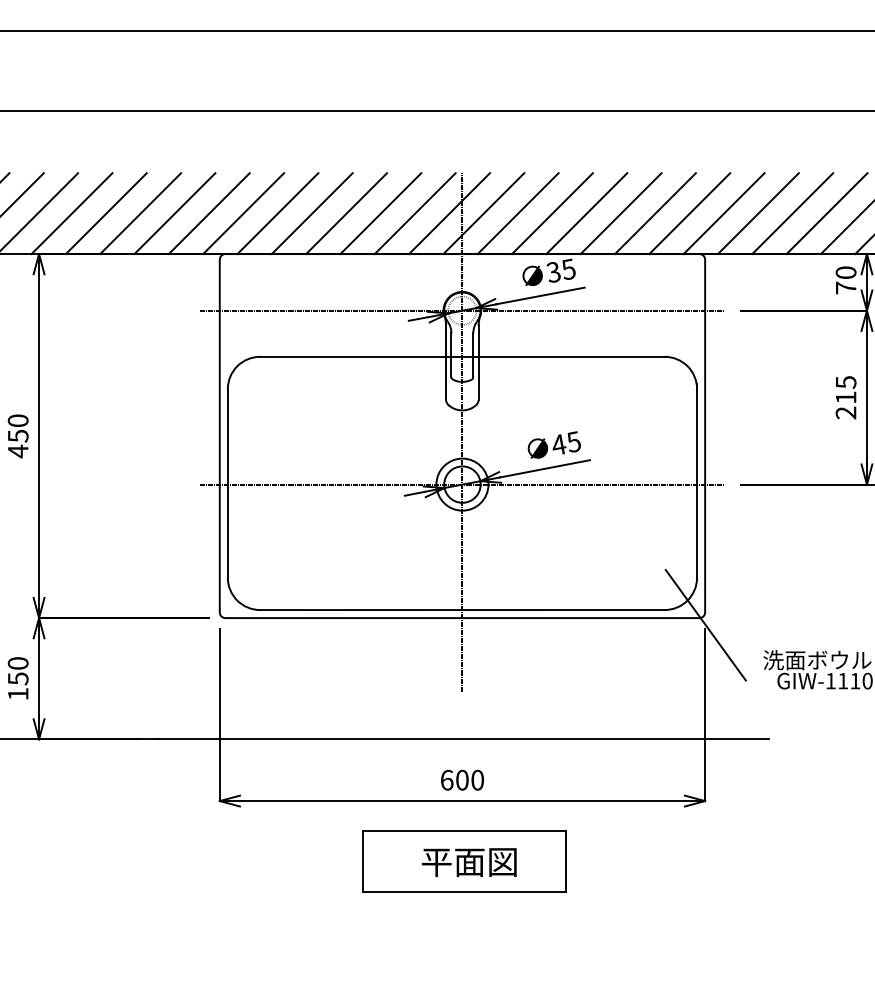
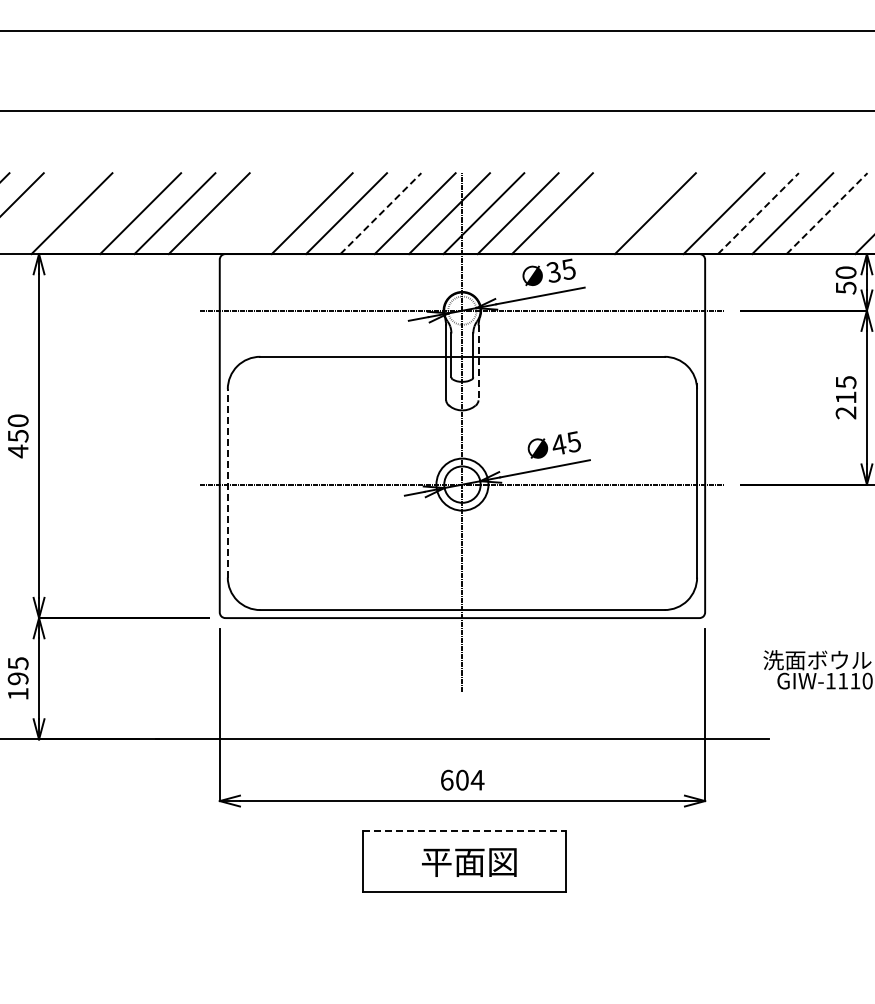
line: present -> none (40, 211)
line: present -> none (105, 213)
line: present -> none (243, 213)
line: present -> none (277, 213)
line: solid -> dashed (381, 213)
line: present -> none (586, 213)
line: present -> none (620, 213)
line: present -> none (689, 213)
line: solid -> dashed (758, 213)
line: solid -> dashed (827, 213)
line: present -> none (845, 228)
text: 70 -> 50 (846, 287)
line: solid -> dashed (478, 363)
line: solid -> dashed (227, 482)
line: present -> none (705, 624)
text: 150 -> 195 (17, 671)
text: 600 -> 604 (477, 779)
line: solid -> dashed (465, 831)
